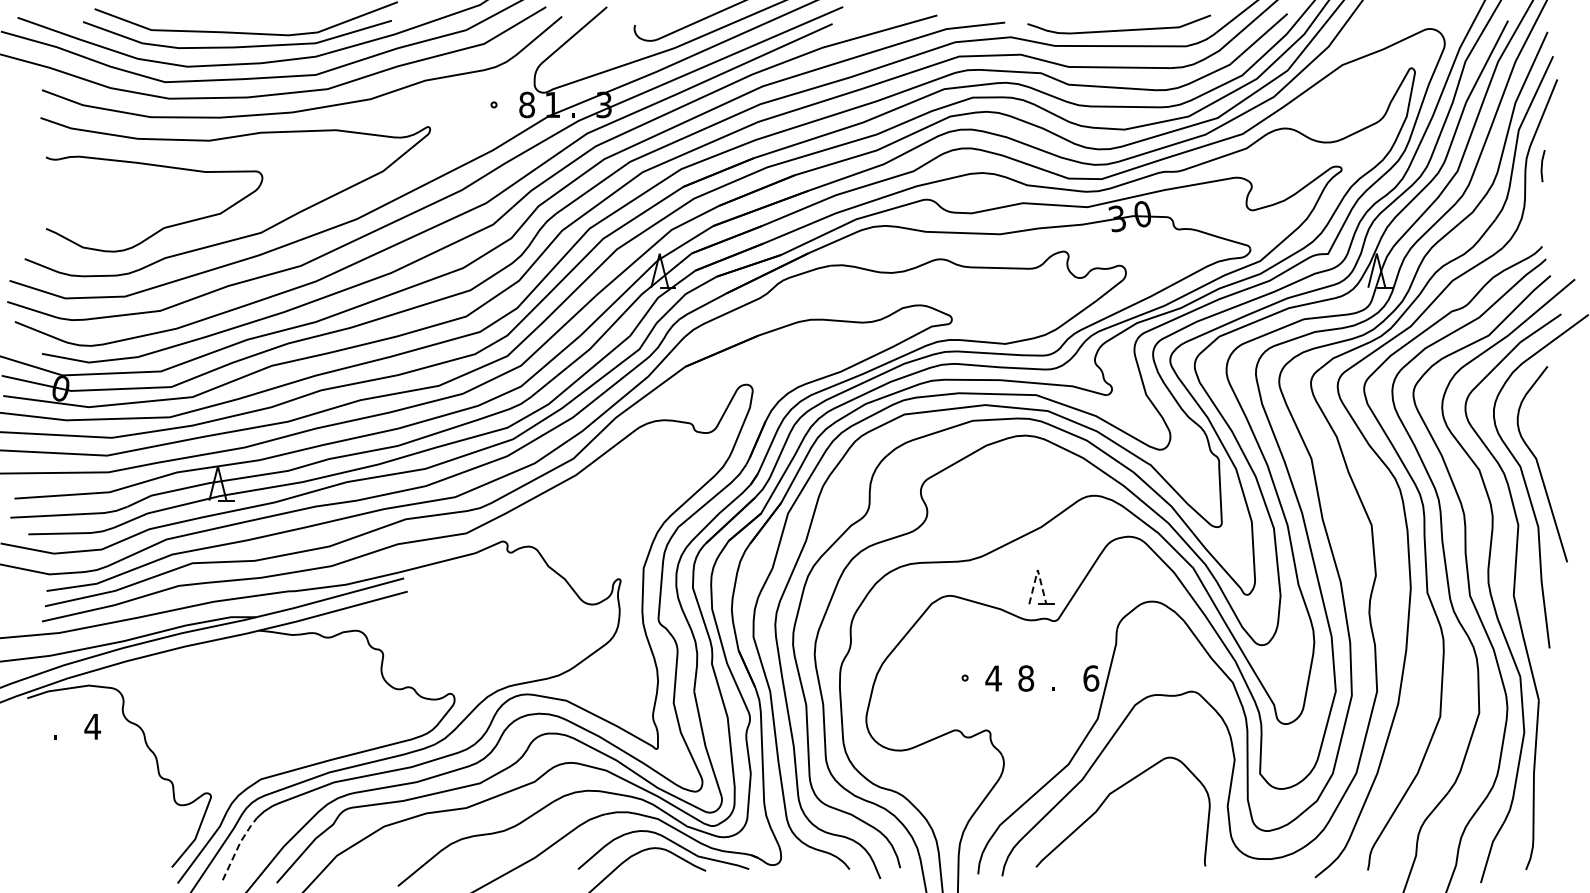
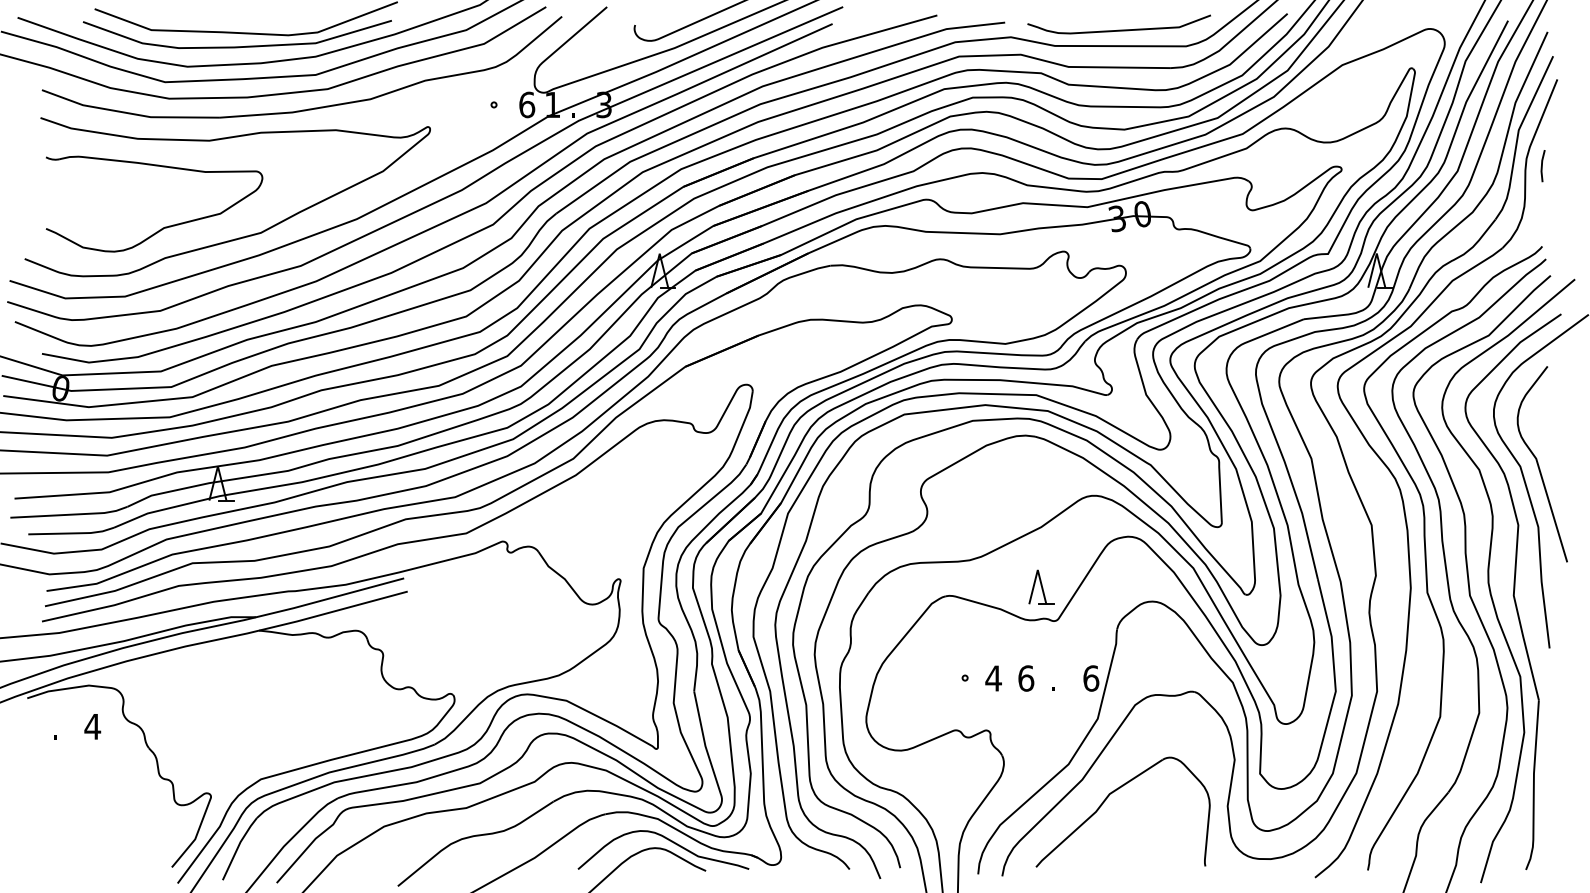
text: 8 -> 6 (527, 104)
line: dashed -> solid (1037, 570)
text: 8 -> 6 (1026, 678)
line: dashed -> solid (238, 846)
